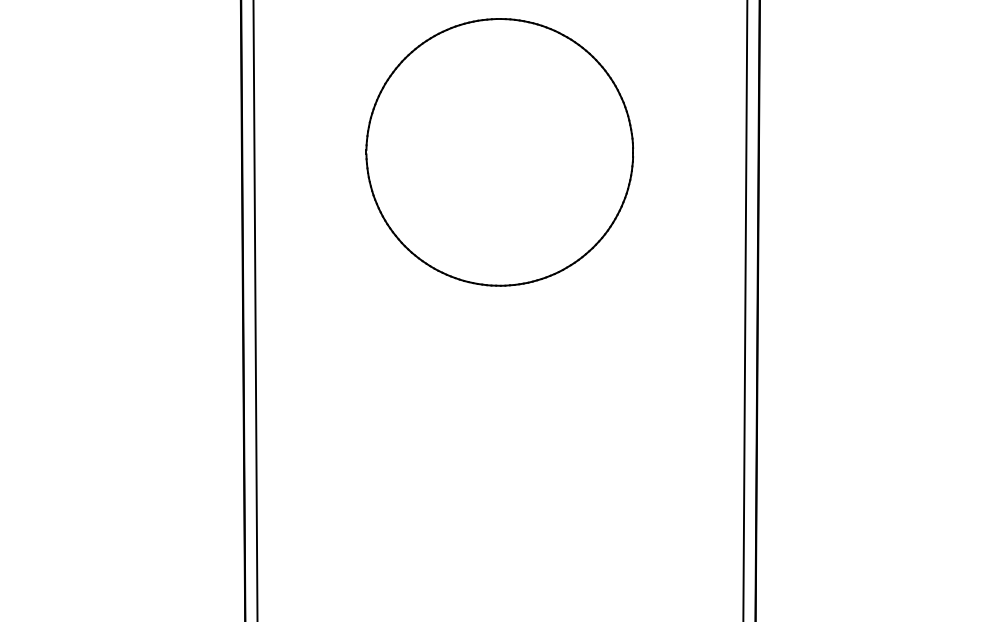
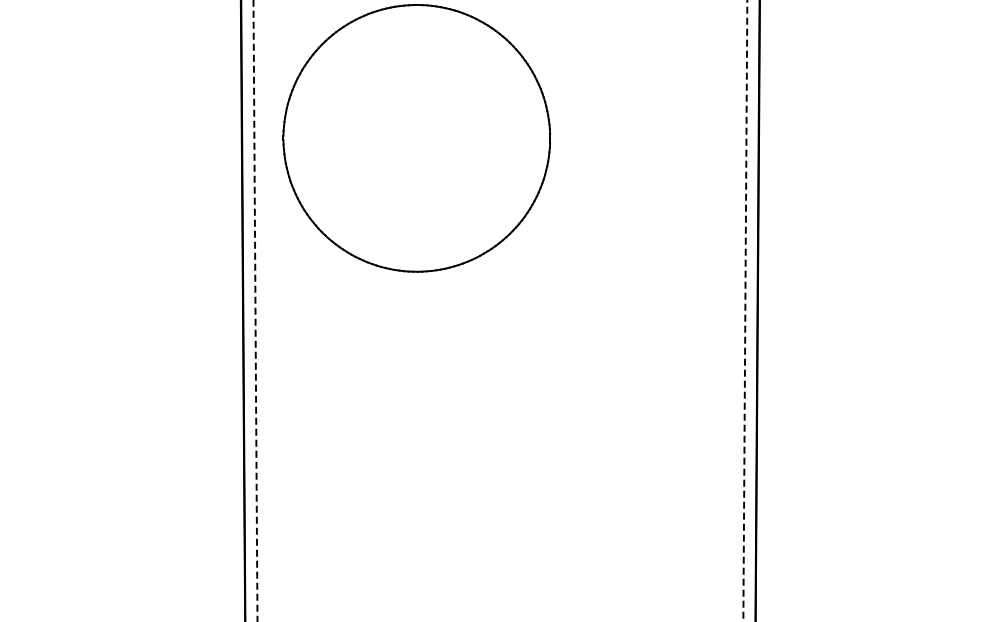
part position: (499, 152) -> (416, 138) (416, 138)
line: solid -> dashed (255, 310)
line: solid -> dashed (745, 311)
